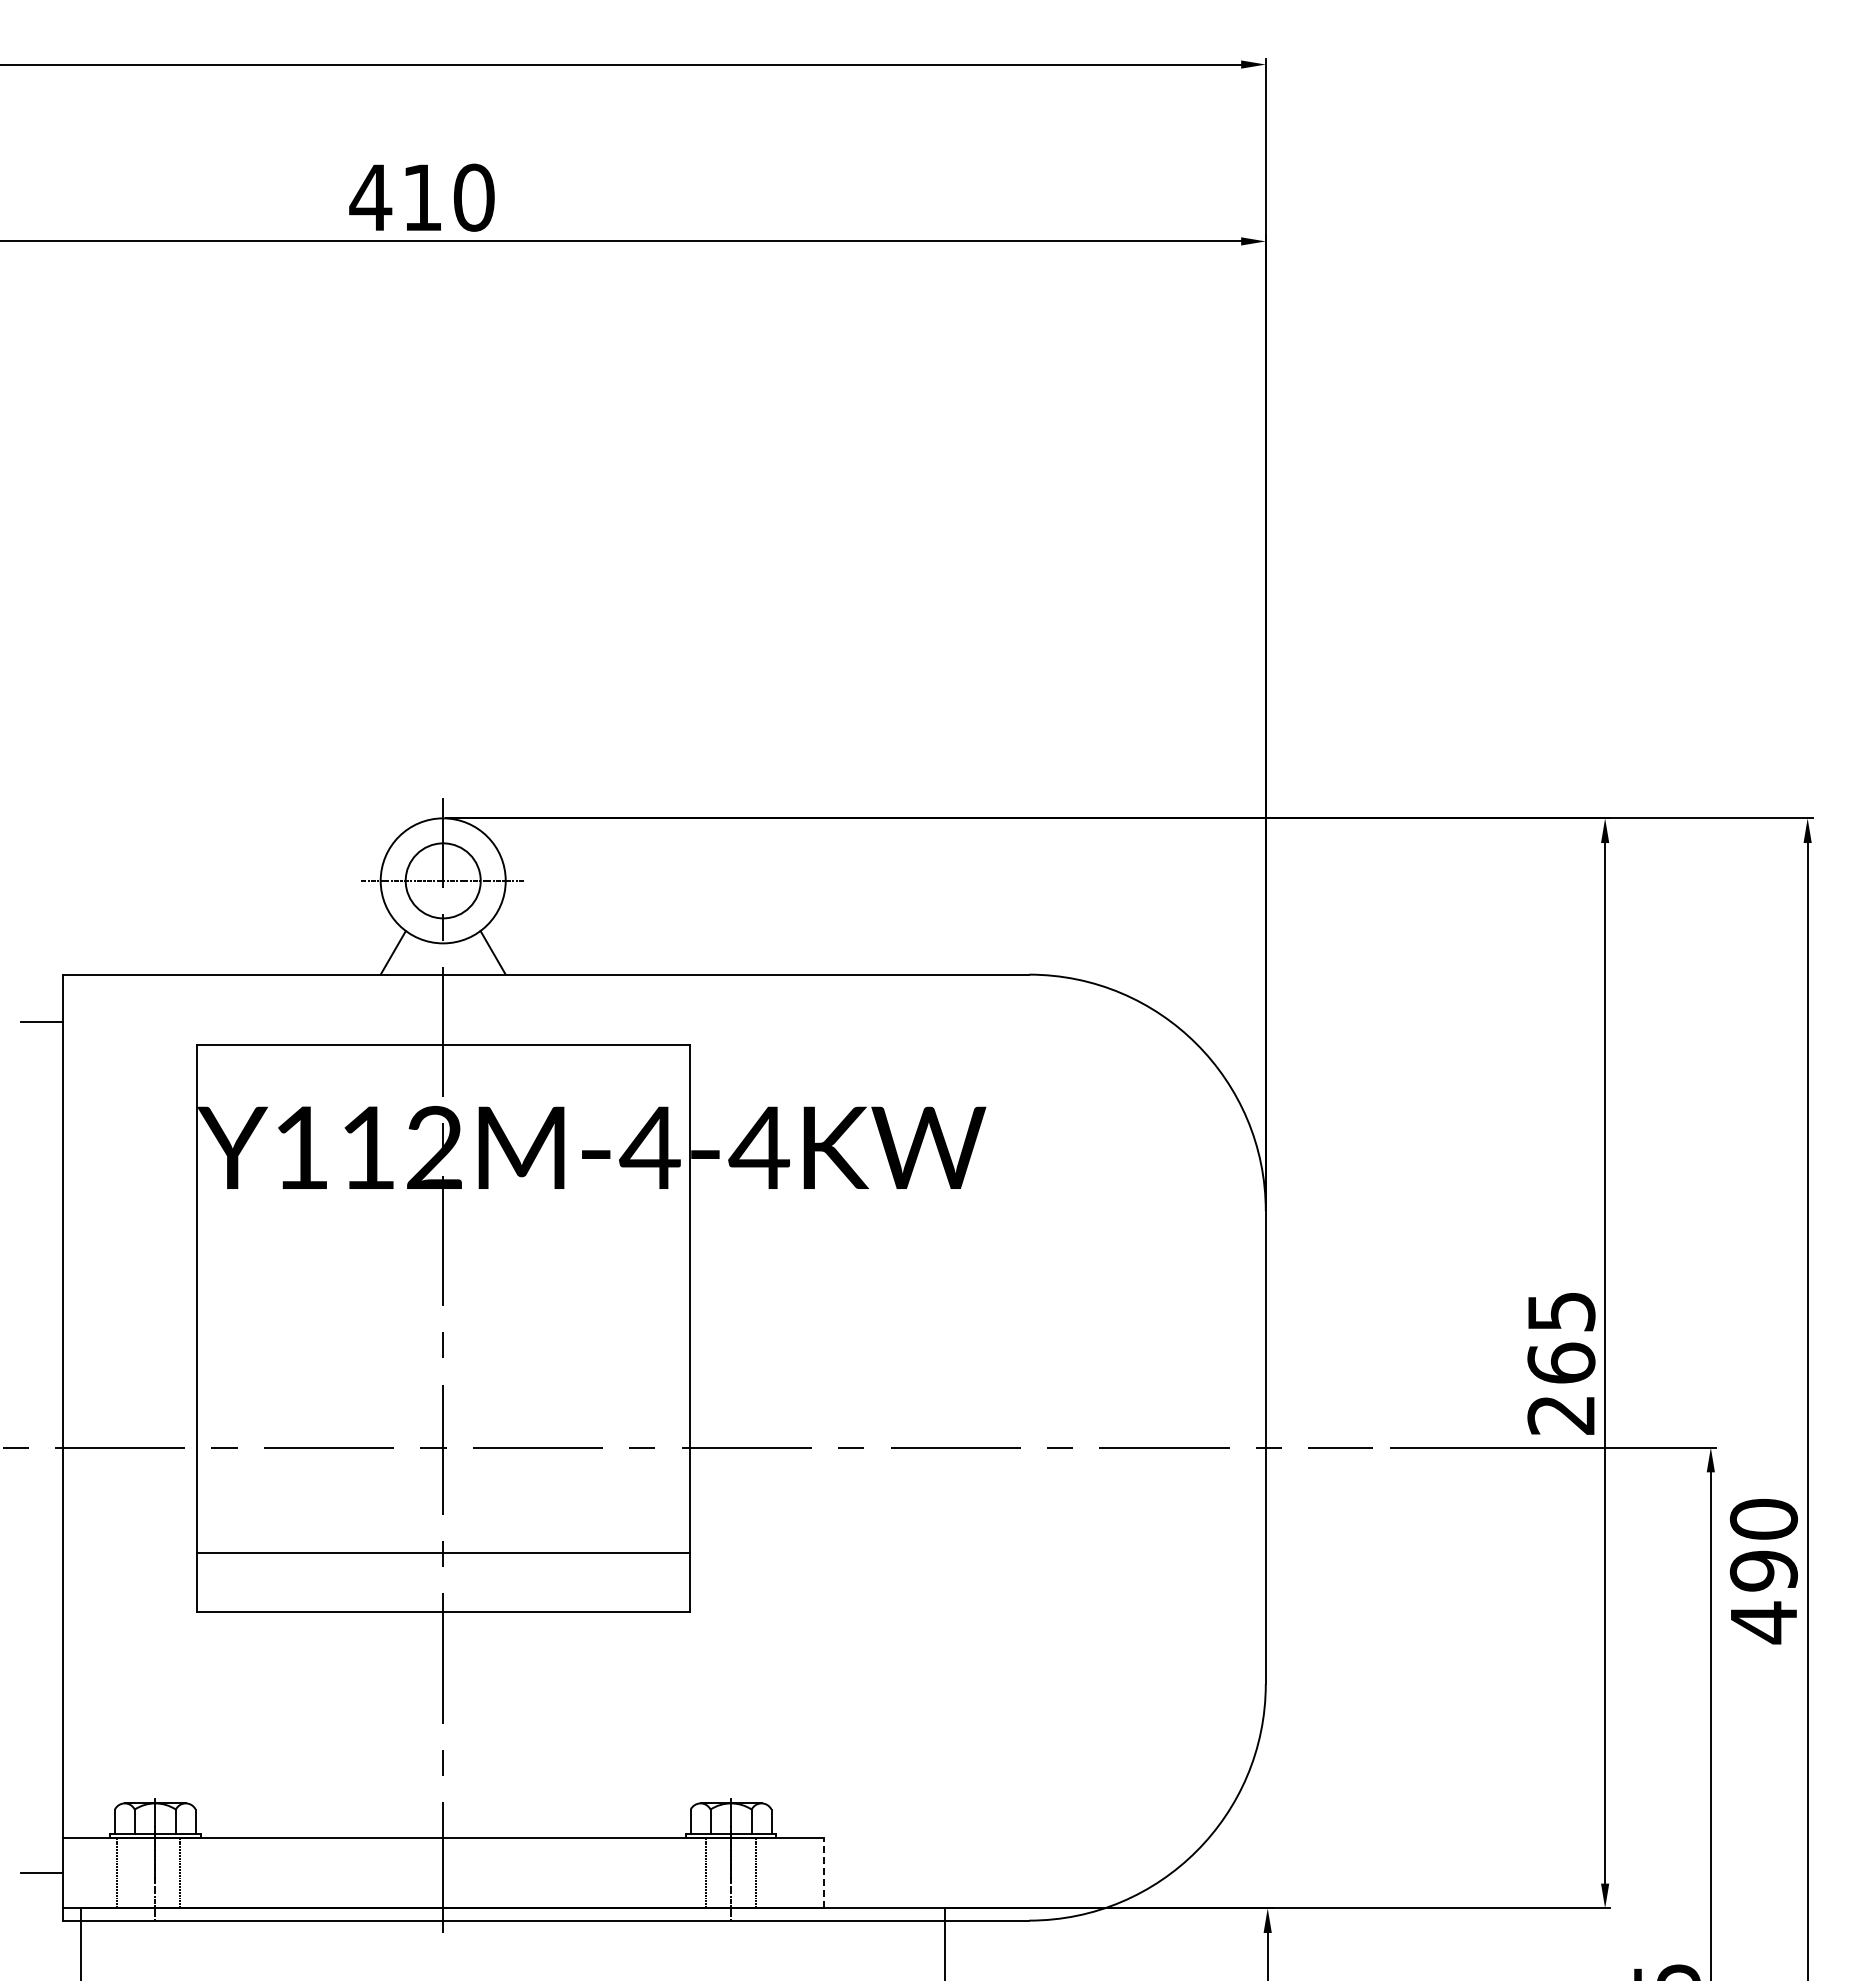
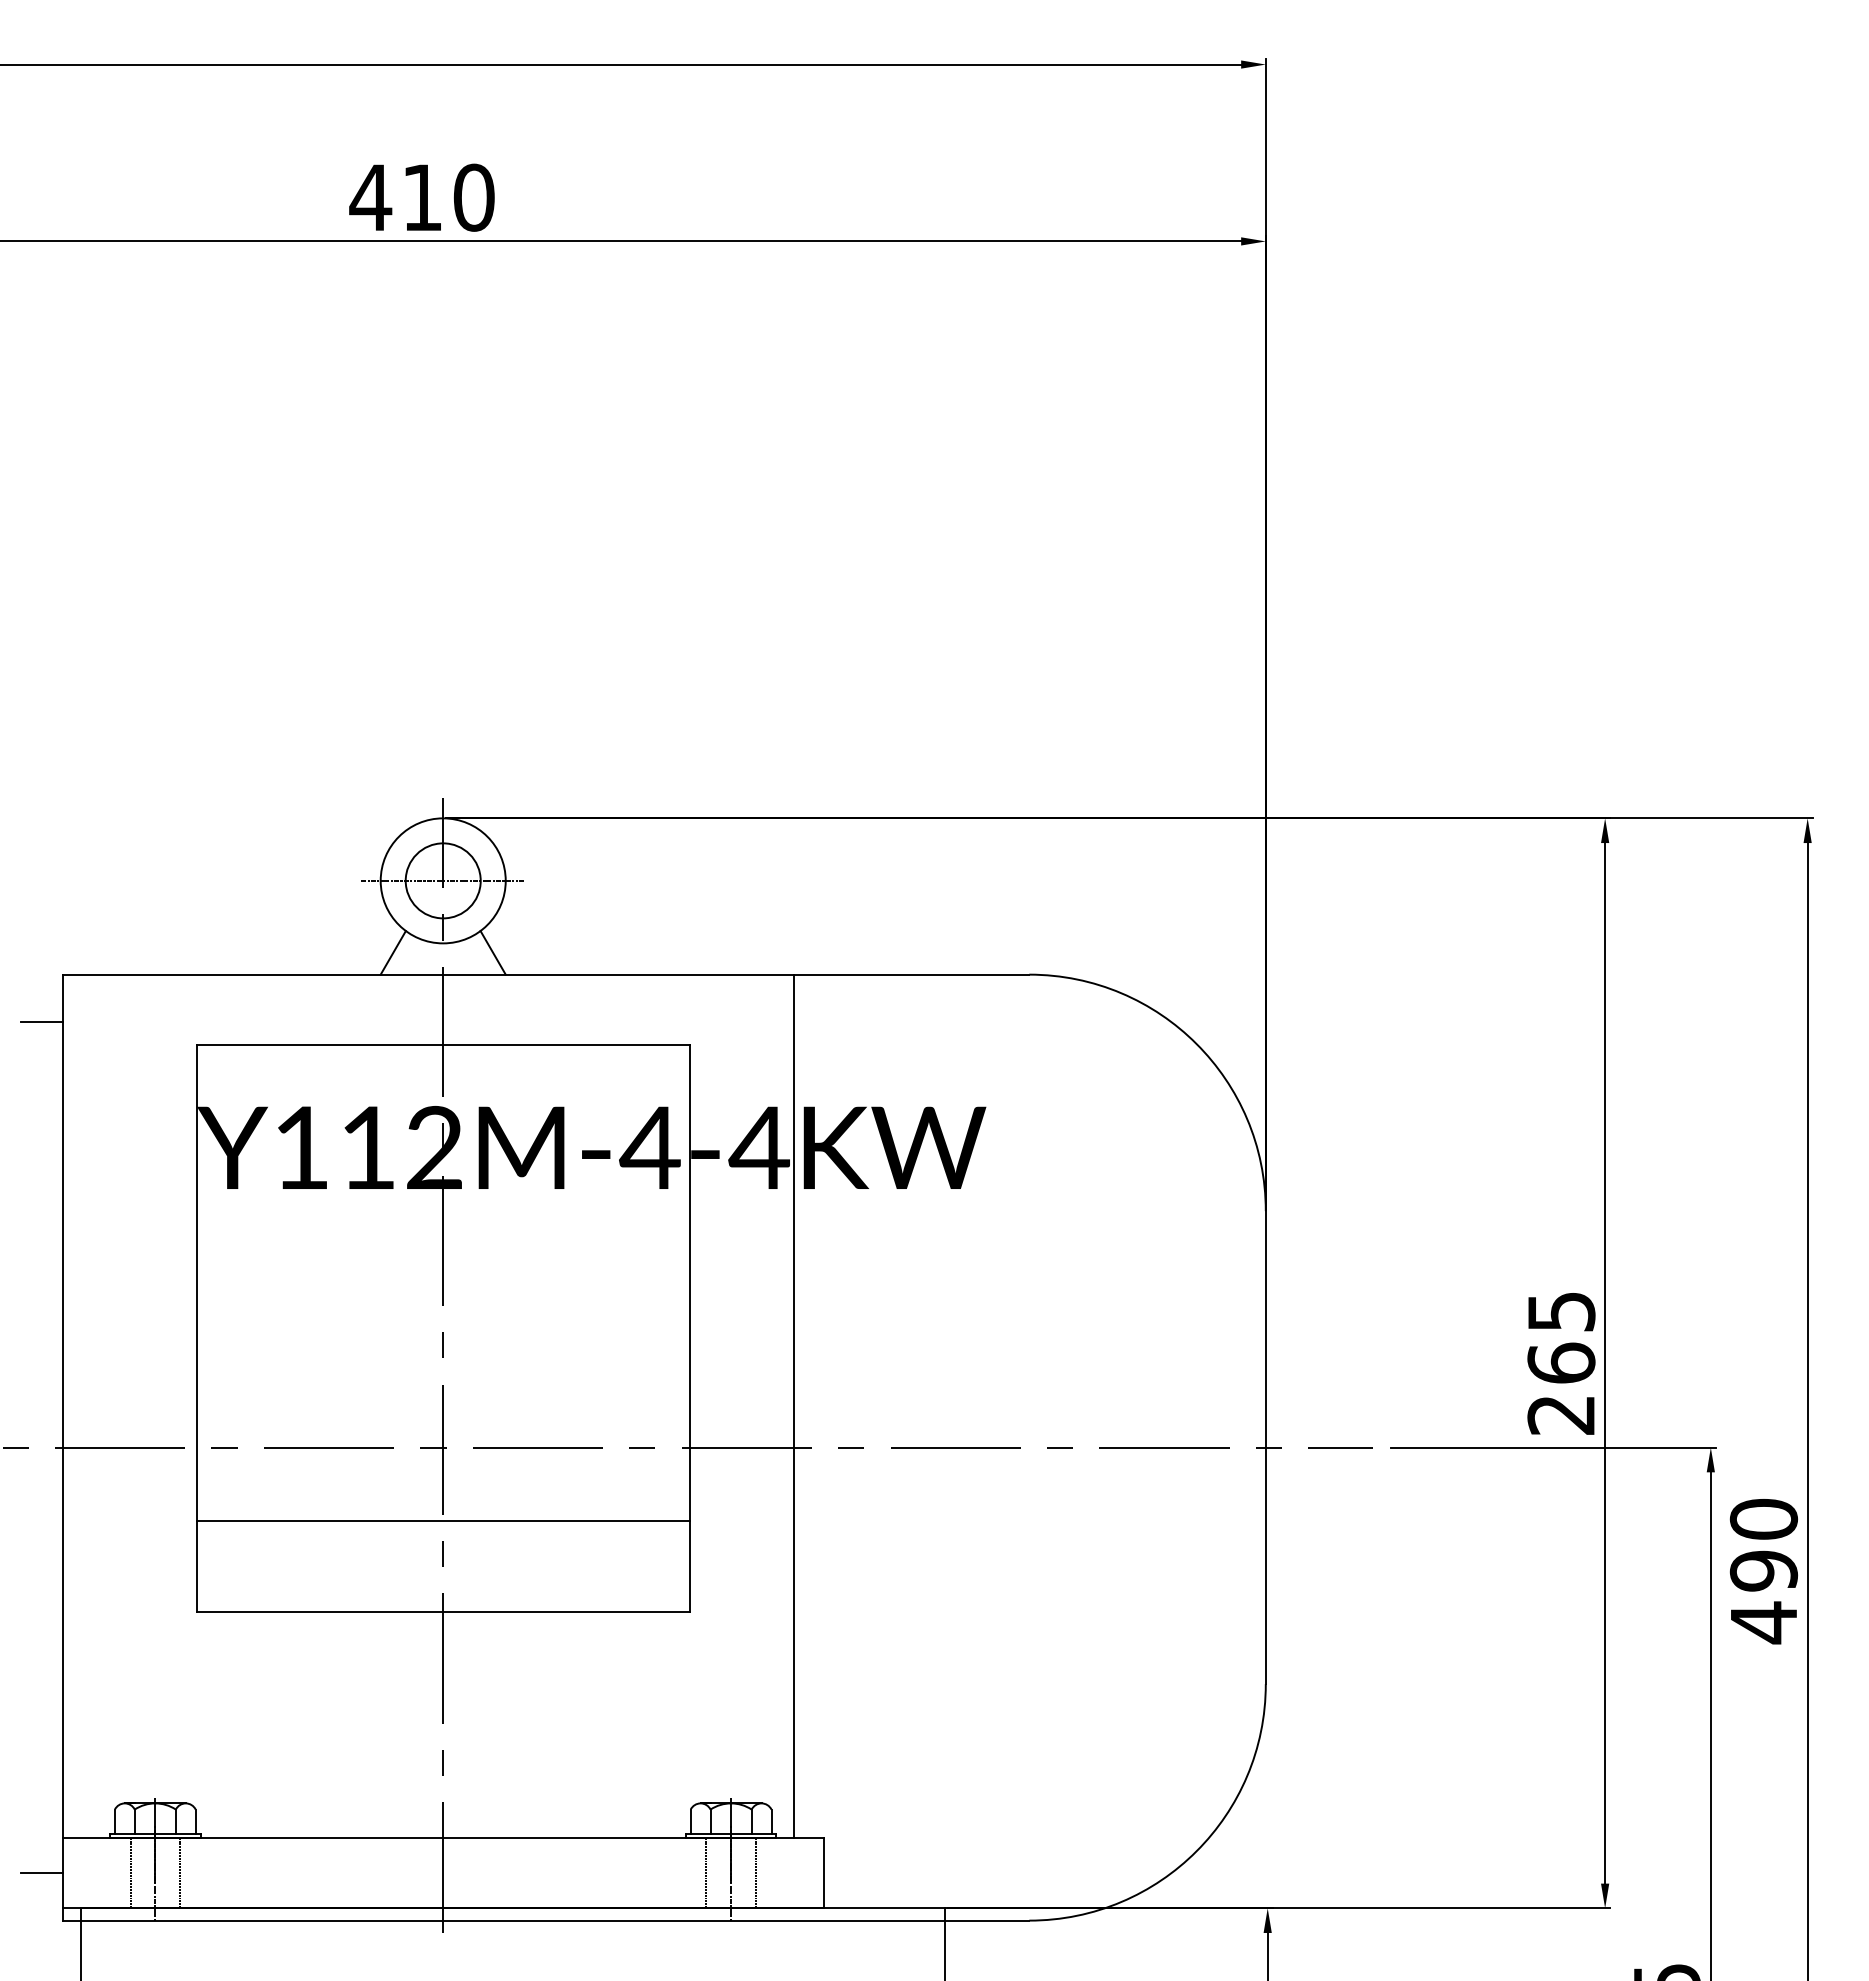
line: none -> present (794, 1406)
line position: (442, 1553) -> (442, 1521) (442, 1521)
line position: (116, 1873) -> (130, 1873) (130, 1873)
line: dashed -> solid (823, 1873)
